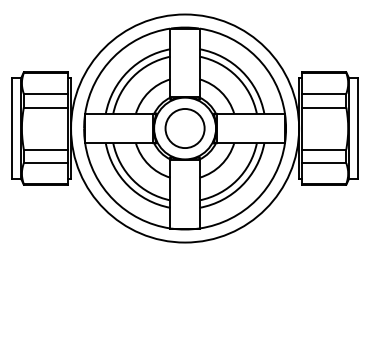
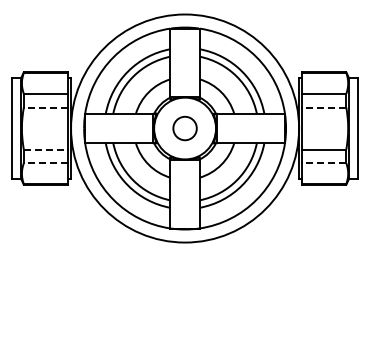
line: solid -> dashed (45, 107)
line: solid -> dashed (324, 107)
circle diameter: 39 px -> 23 px (184, 128)
line: solid -> dashed (45, 149)
line: solid -> dashed (45, 163)
line: solid -> dashed (324, 163)
